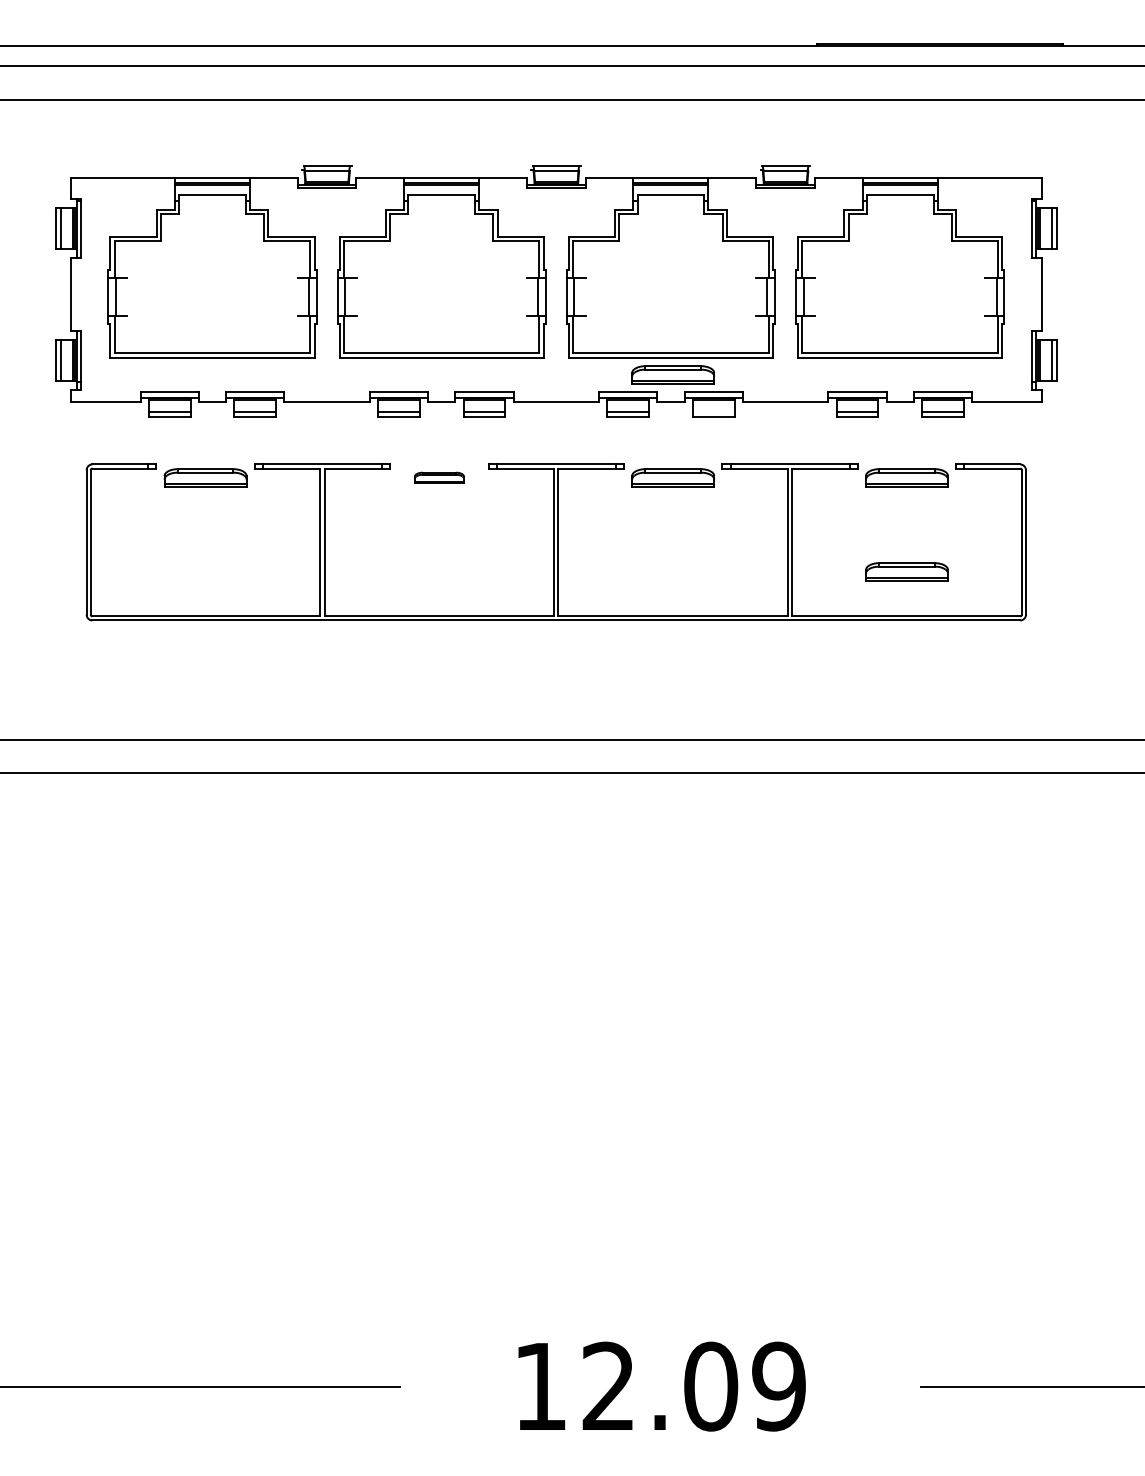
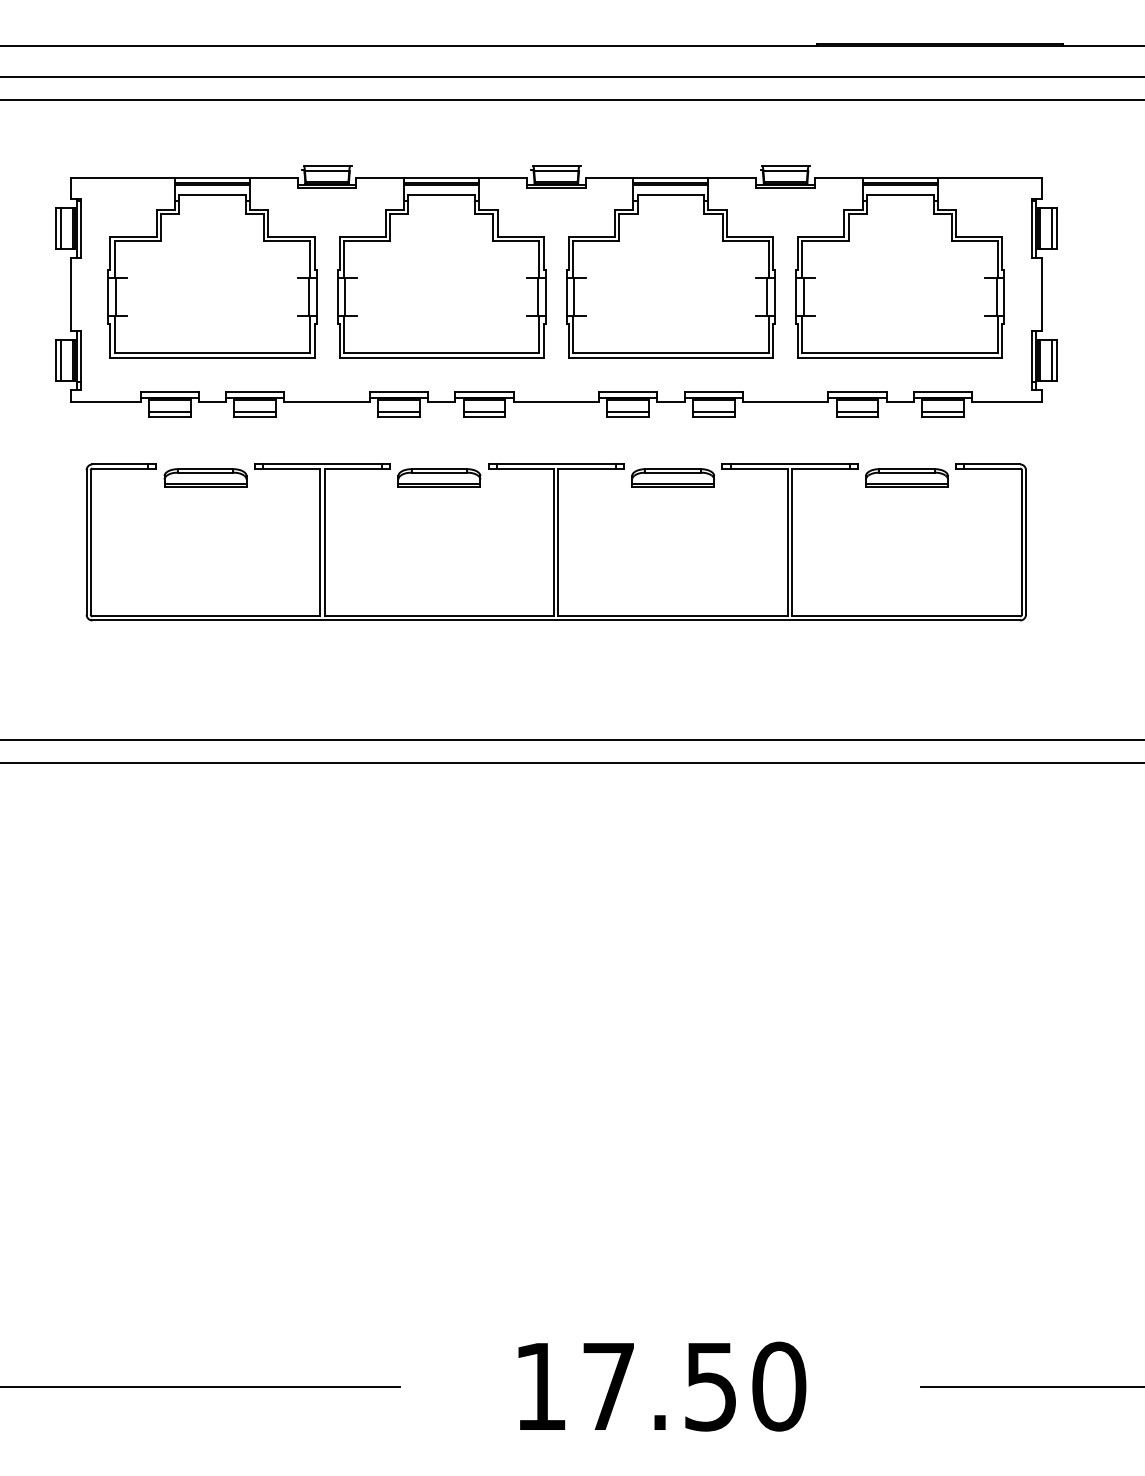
line position: (571, 66) -> (571, 77) (571, 77)
part: present -> none (673, 374)
line: none -> present (713, 411)
part size: 51x13 px -> 85x20 px (439, 477)
part: present -> none (906, 571)
line position: (571, 773) -> (571, 763) (571, 763)
text: 12.09 -> 17.50 (694, 1386)
